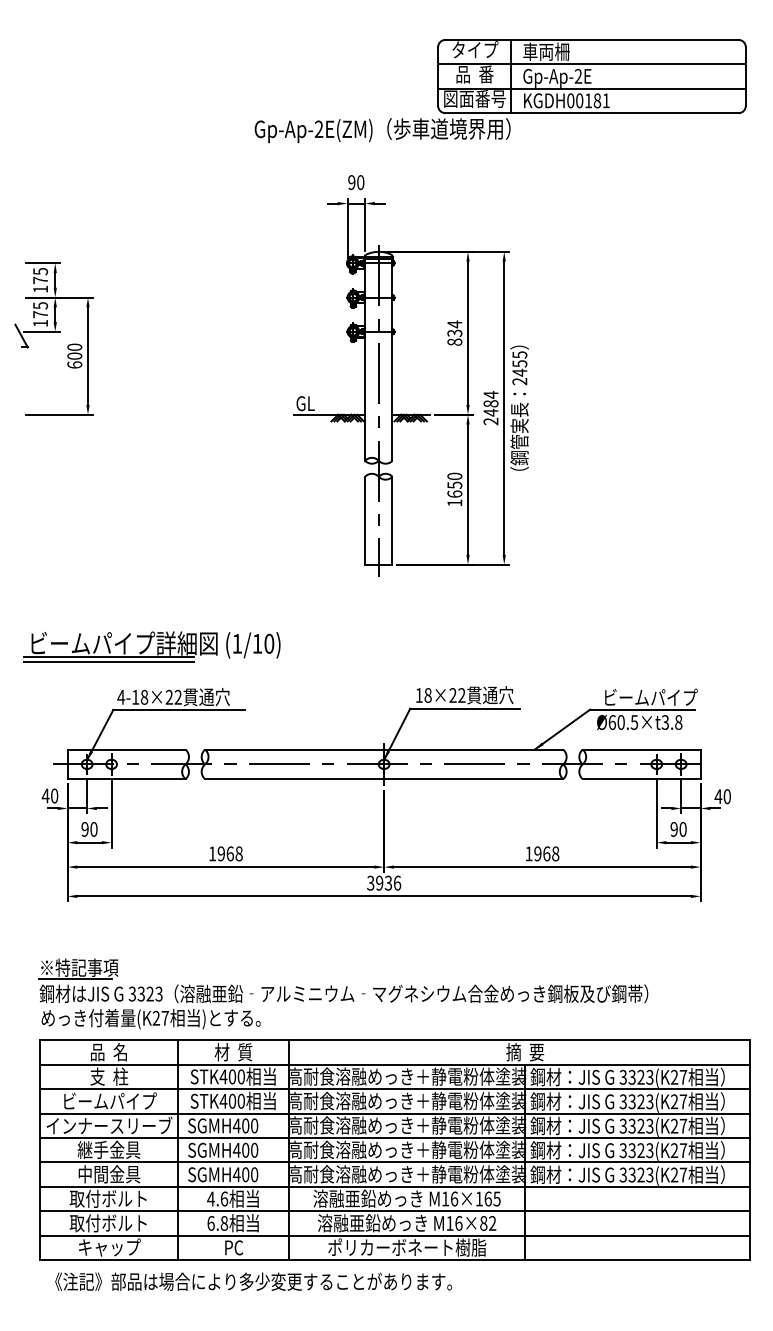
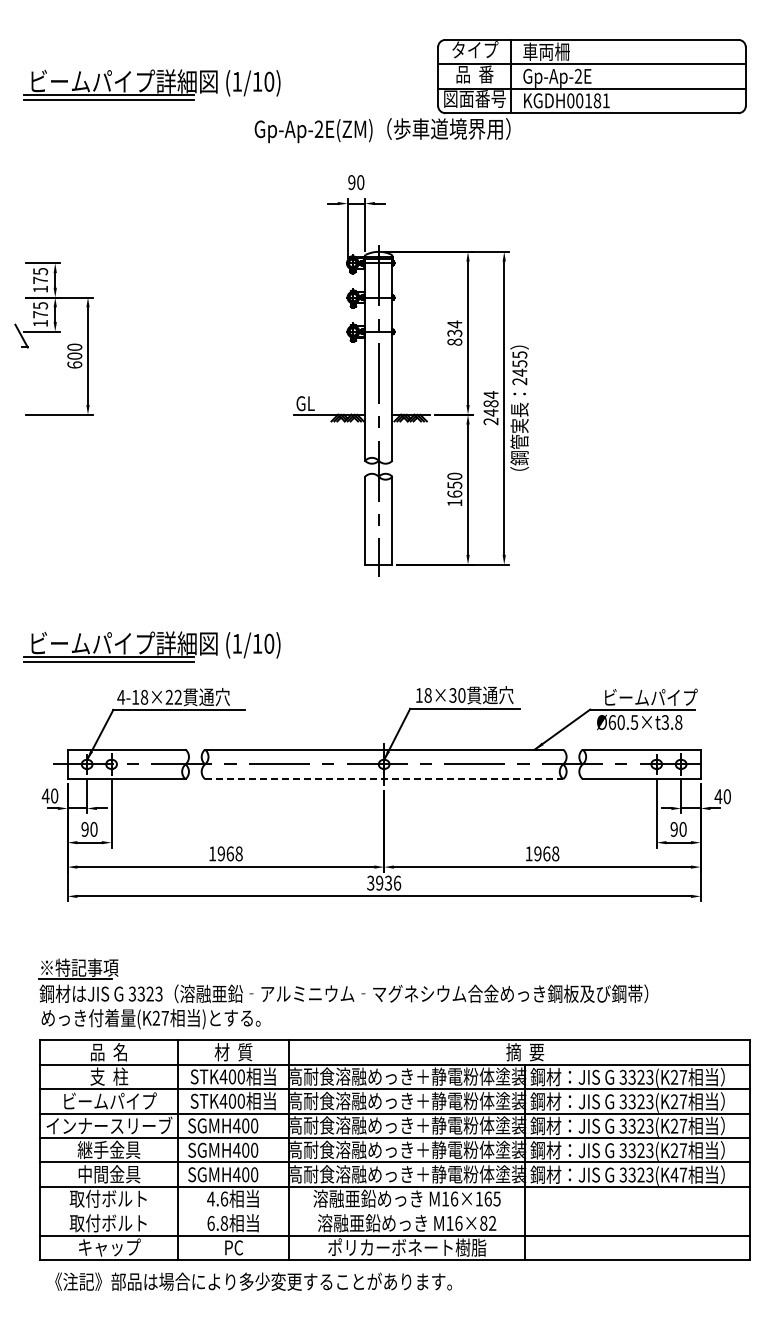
part: none -> present (151, 84)
text: 18×22 -> 18×30 (457, 695)
line: solid -> dashed (384, 779)
text: 3323(K27 -> 3323(K47 (674, 1174)
line: present -> none (394, 1211)
